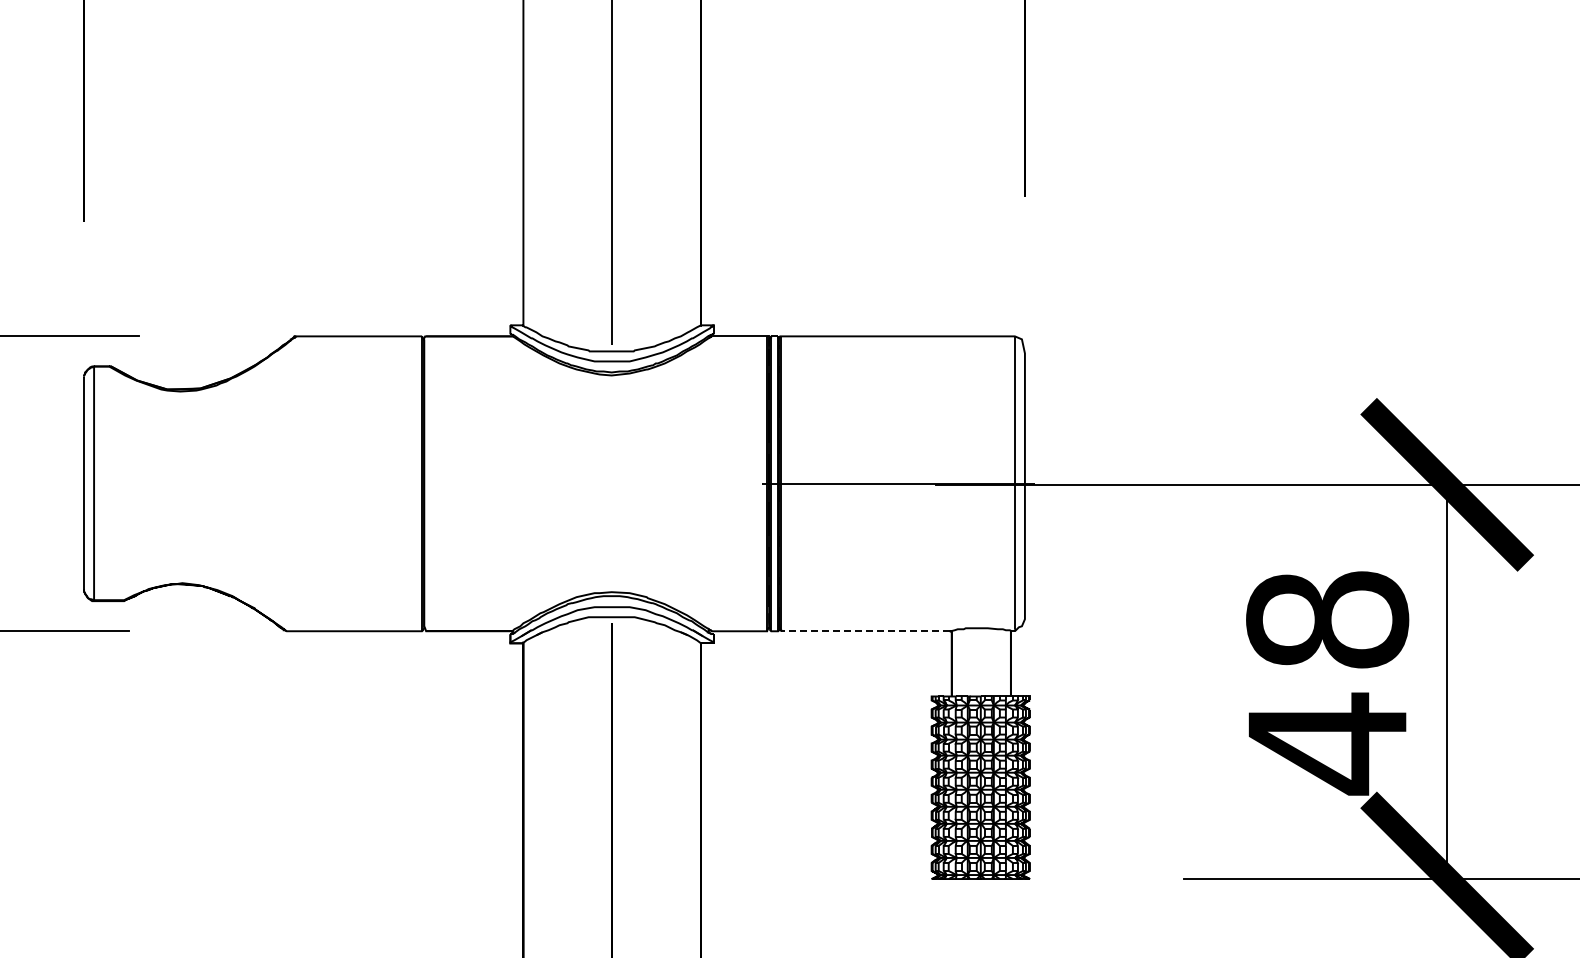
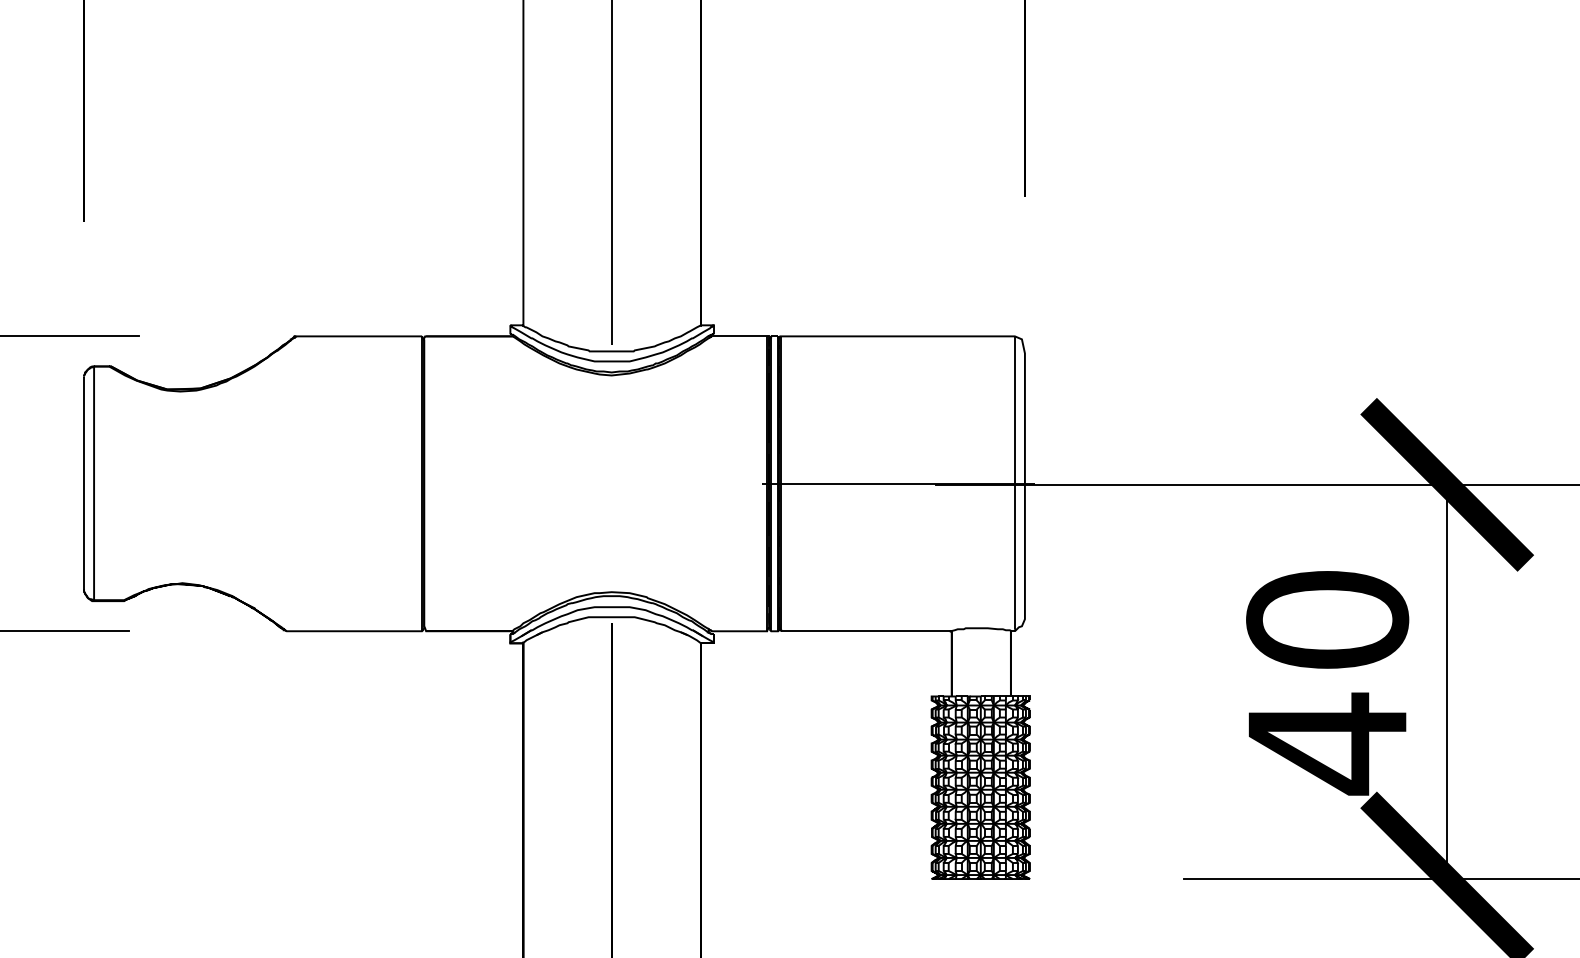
text: 48 -> 40 (1327, 619)
line: dashed -> solid (864, 631)
